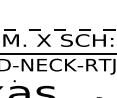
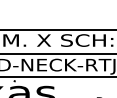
line: dashed -> solid (58, 30)
line: none -> present (57, 77)
